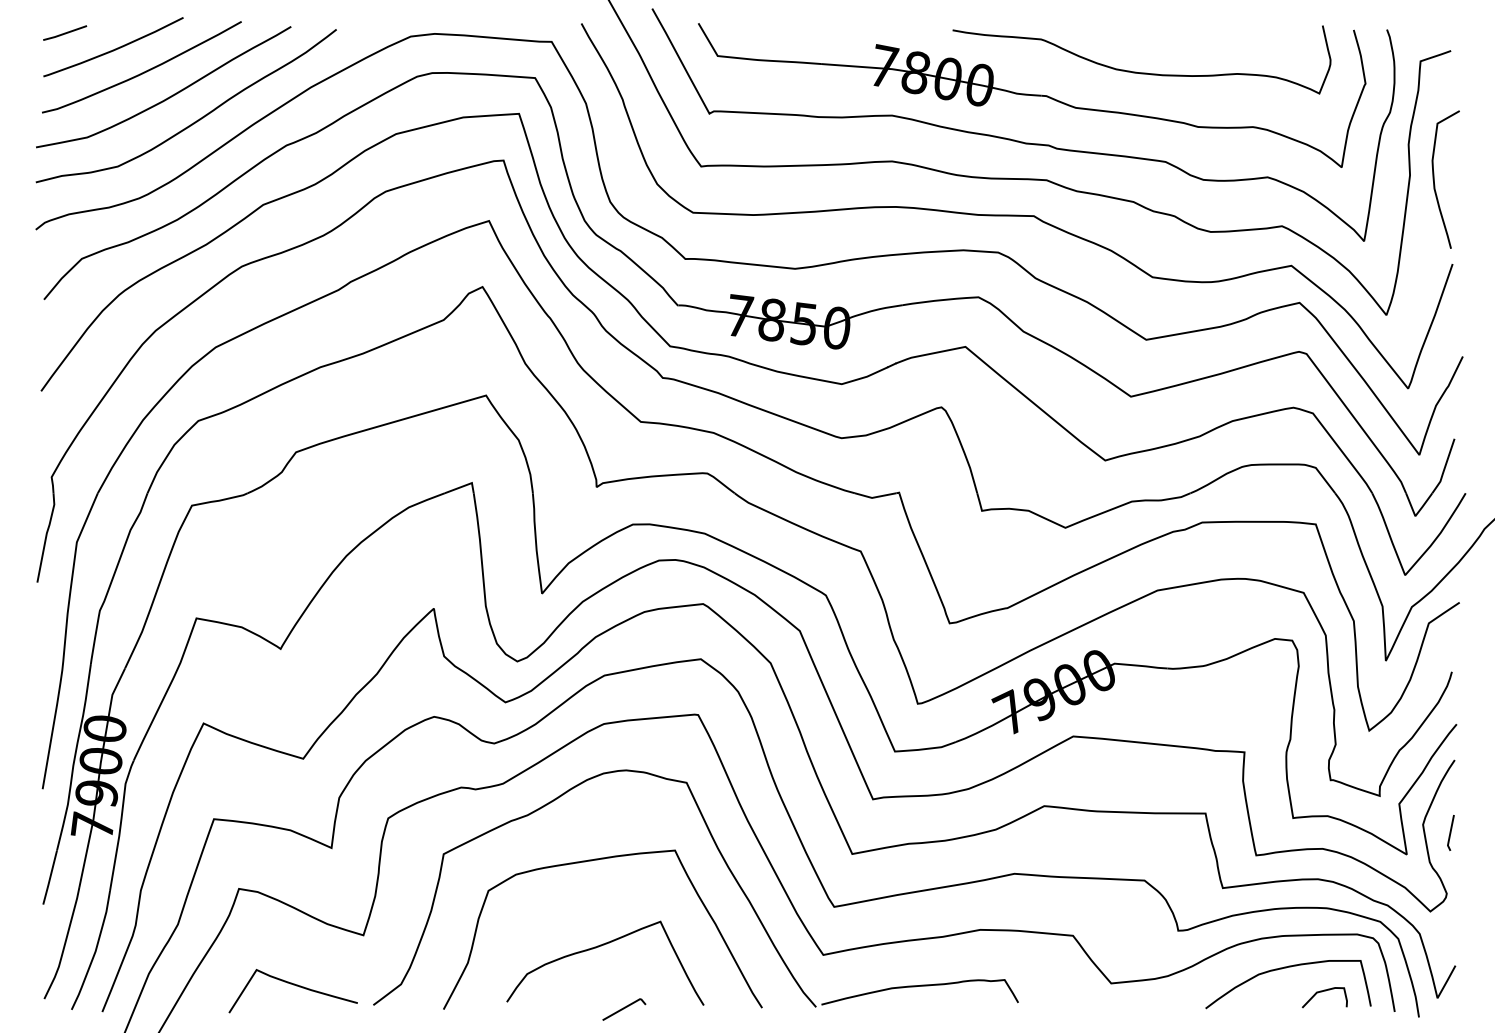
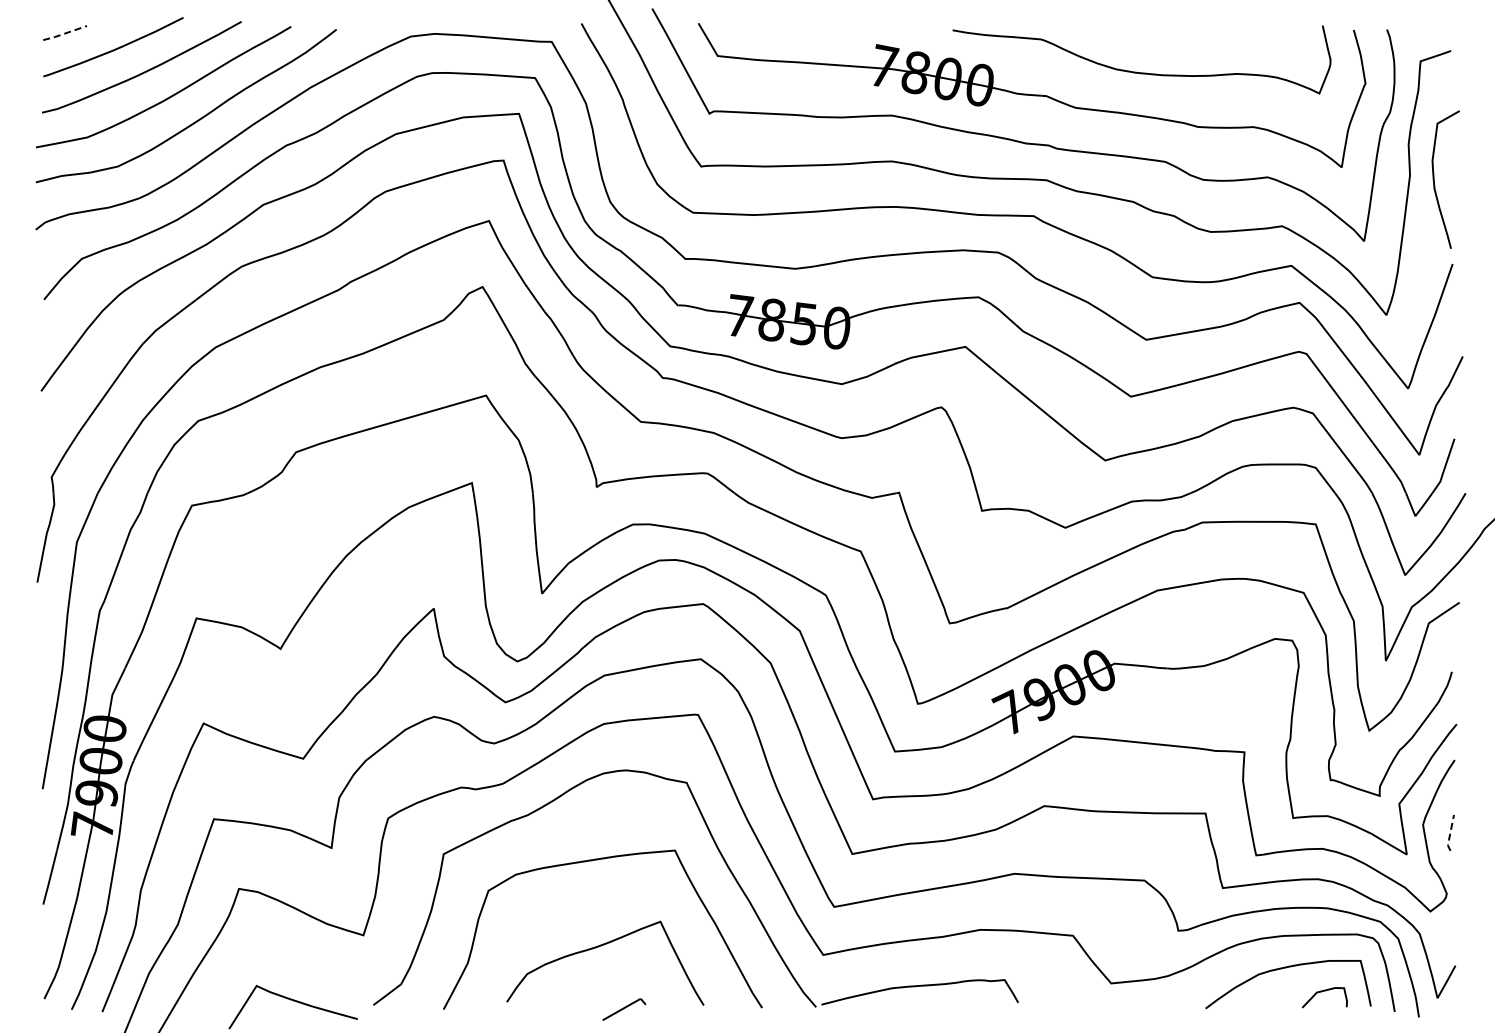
line: solid -> dashed (64, 33)
line: solid -> dashed (1450, 834)
curve position: (293, 985) -> (293, 1001) (293, 1001)
